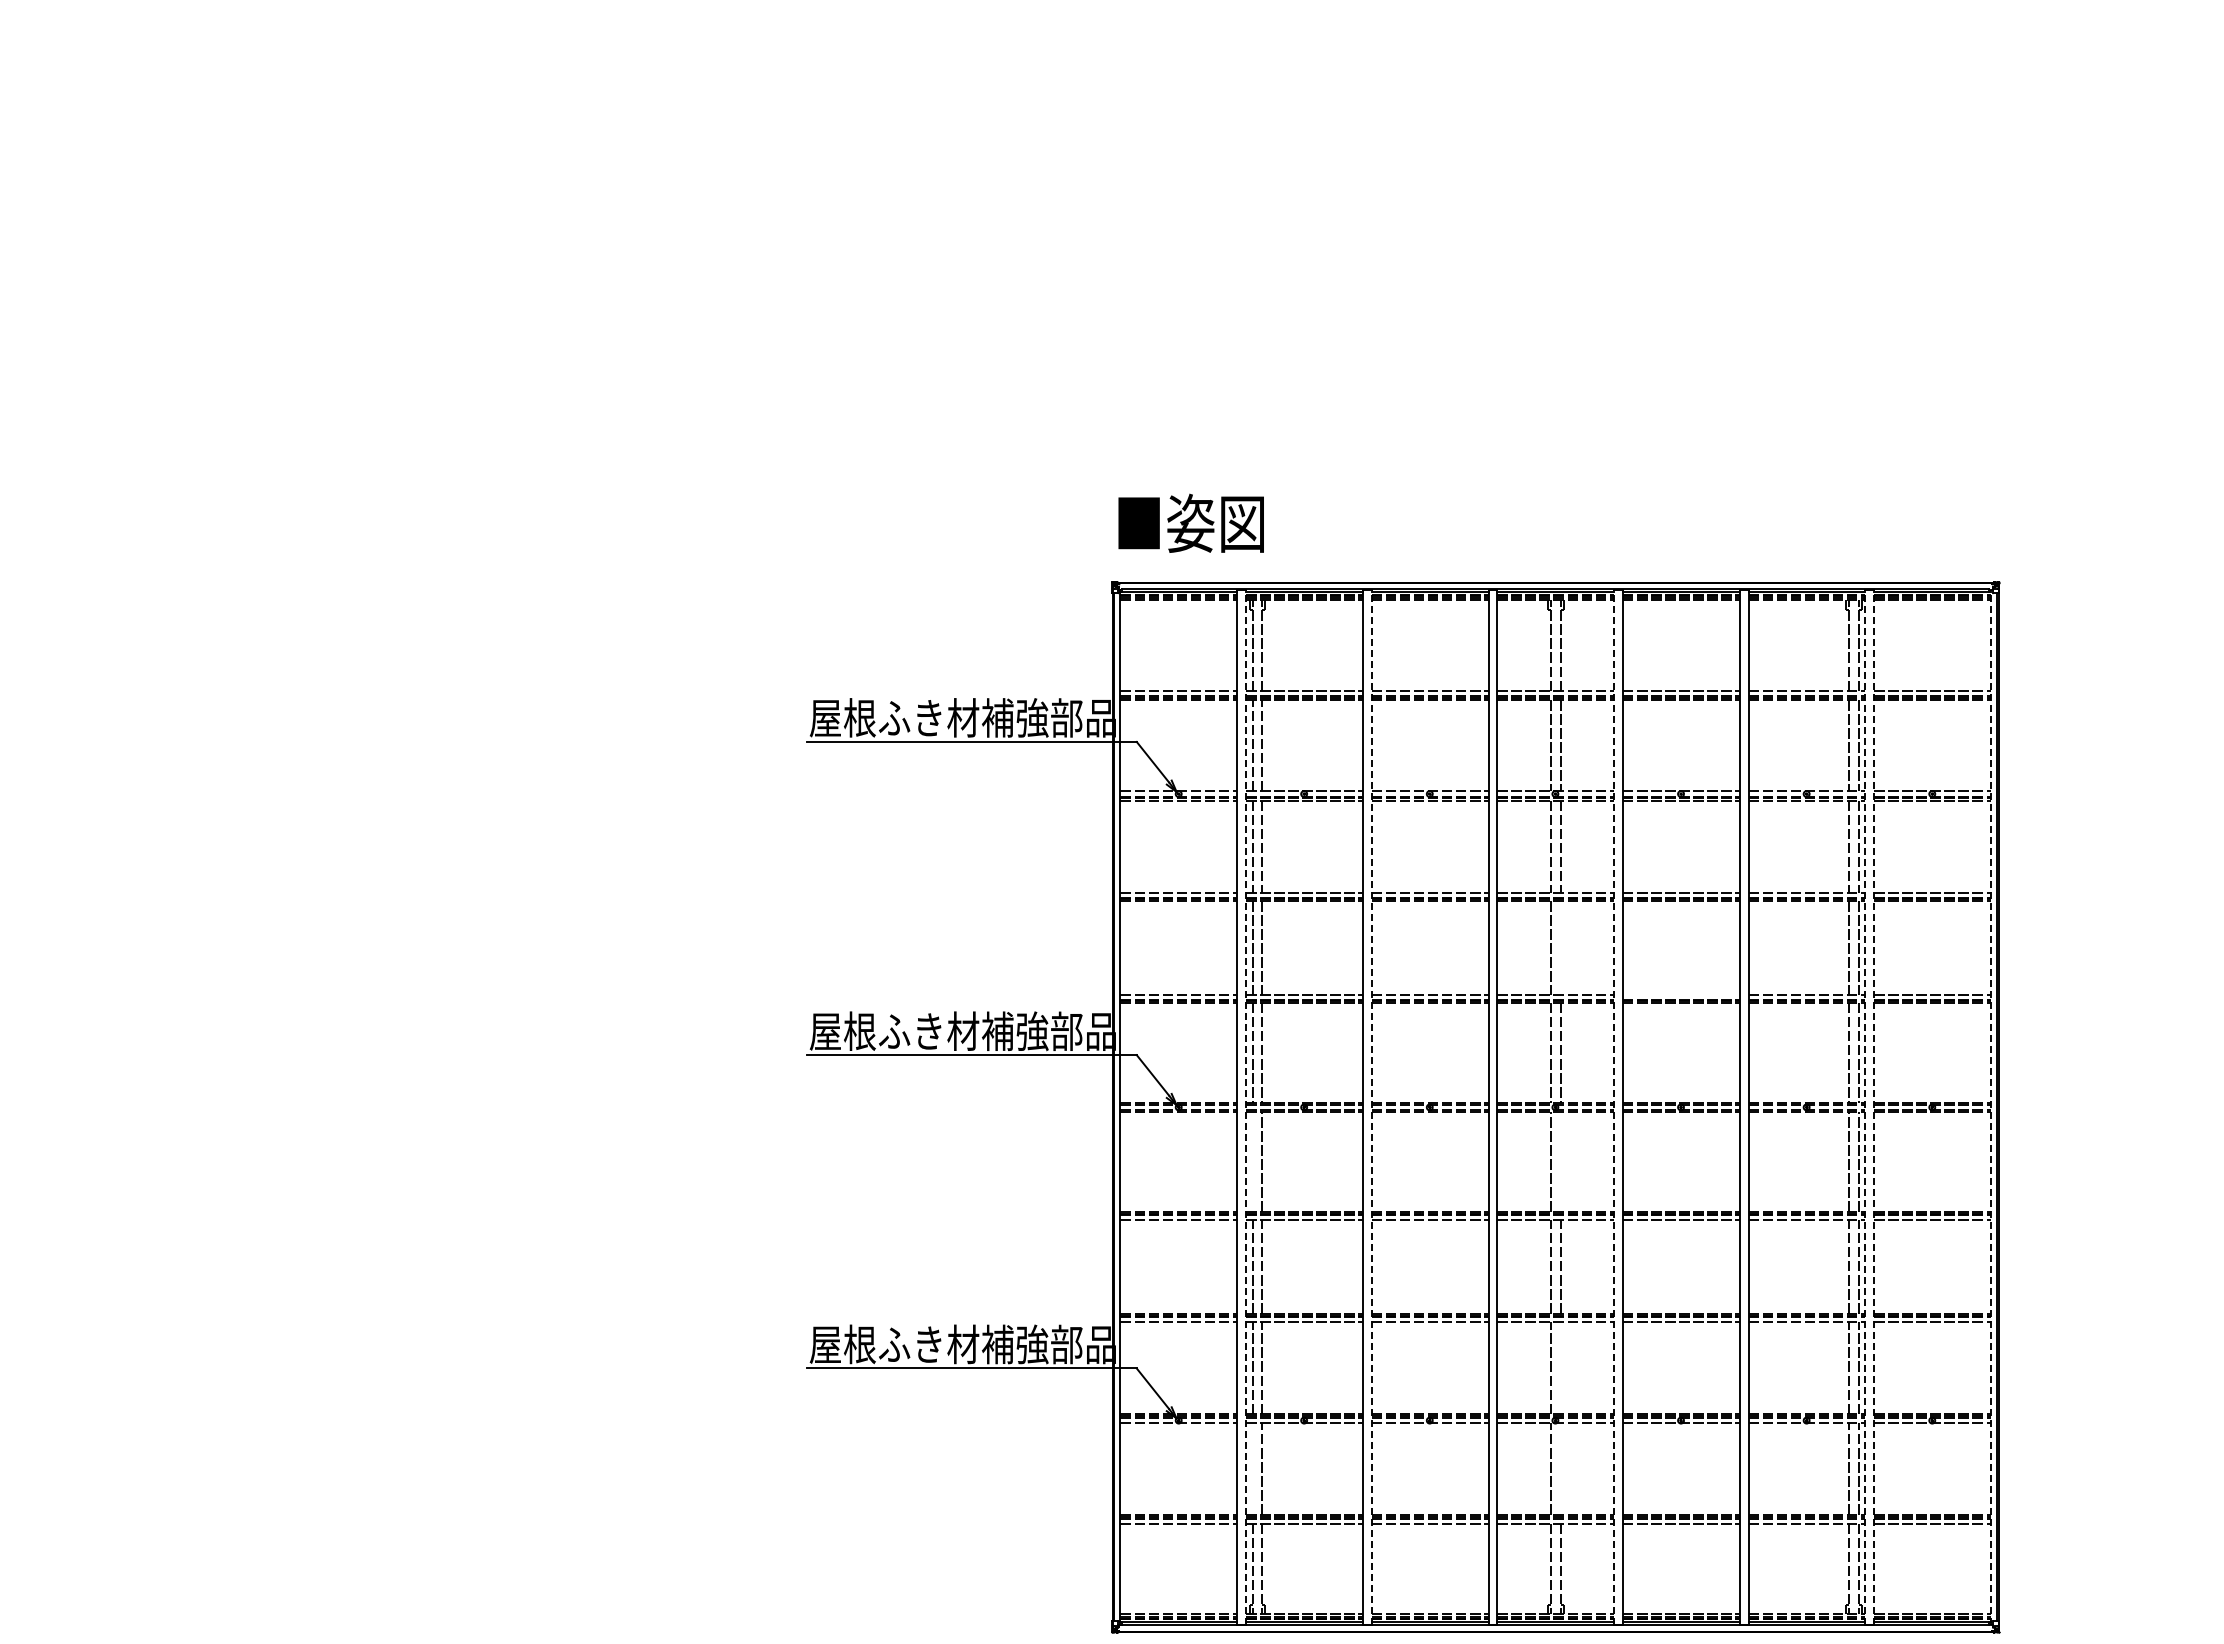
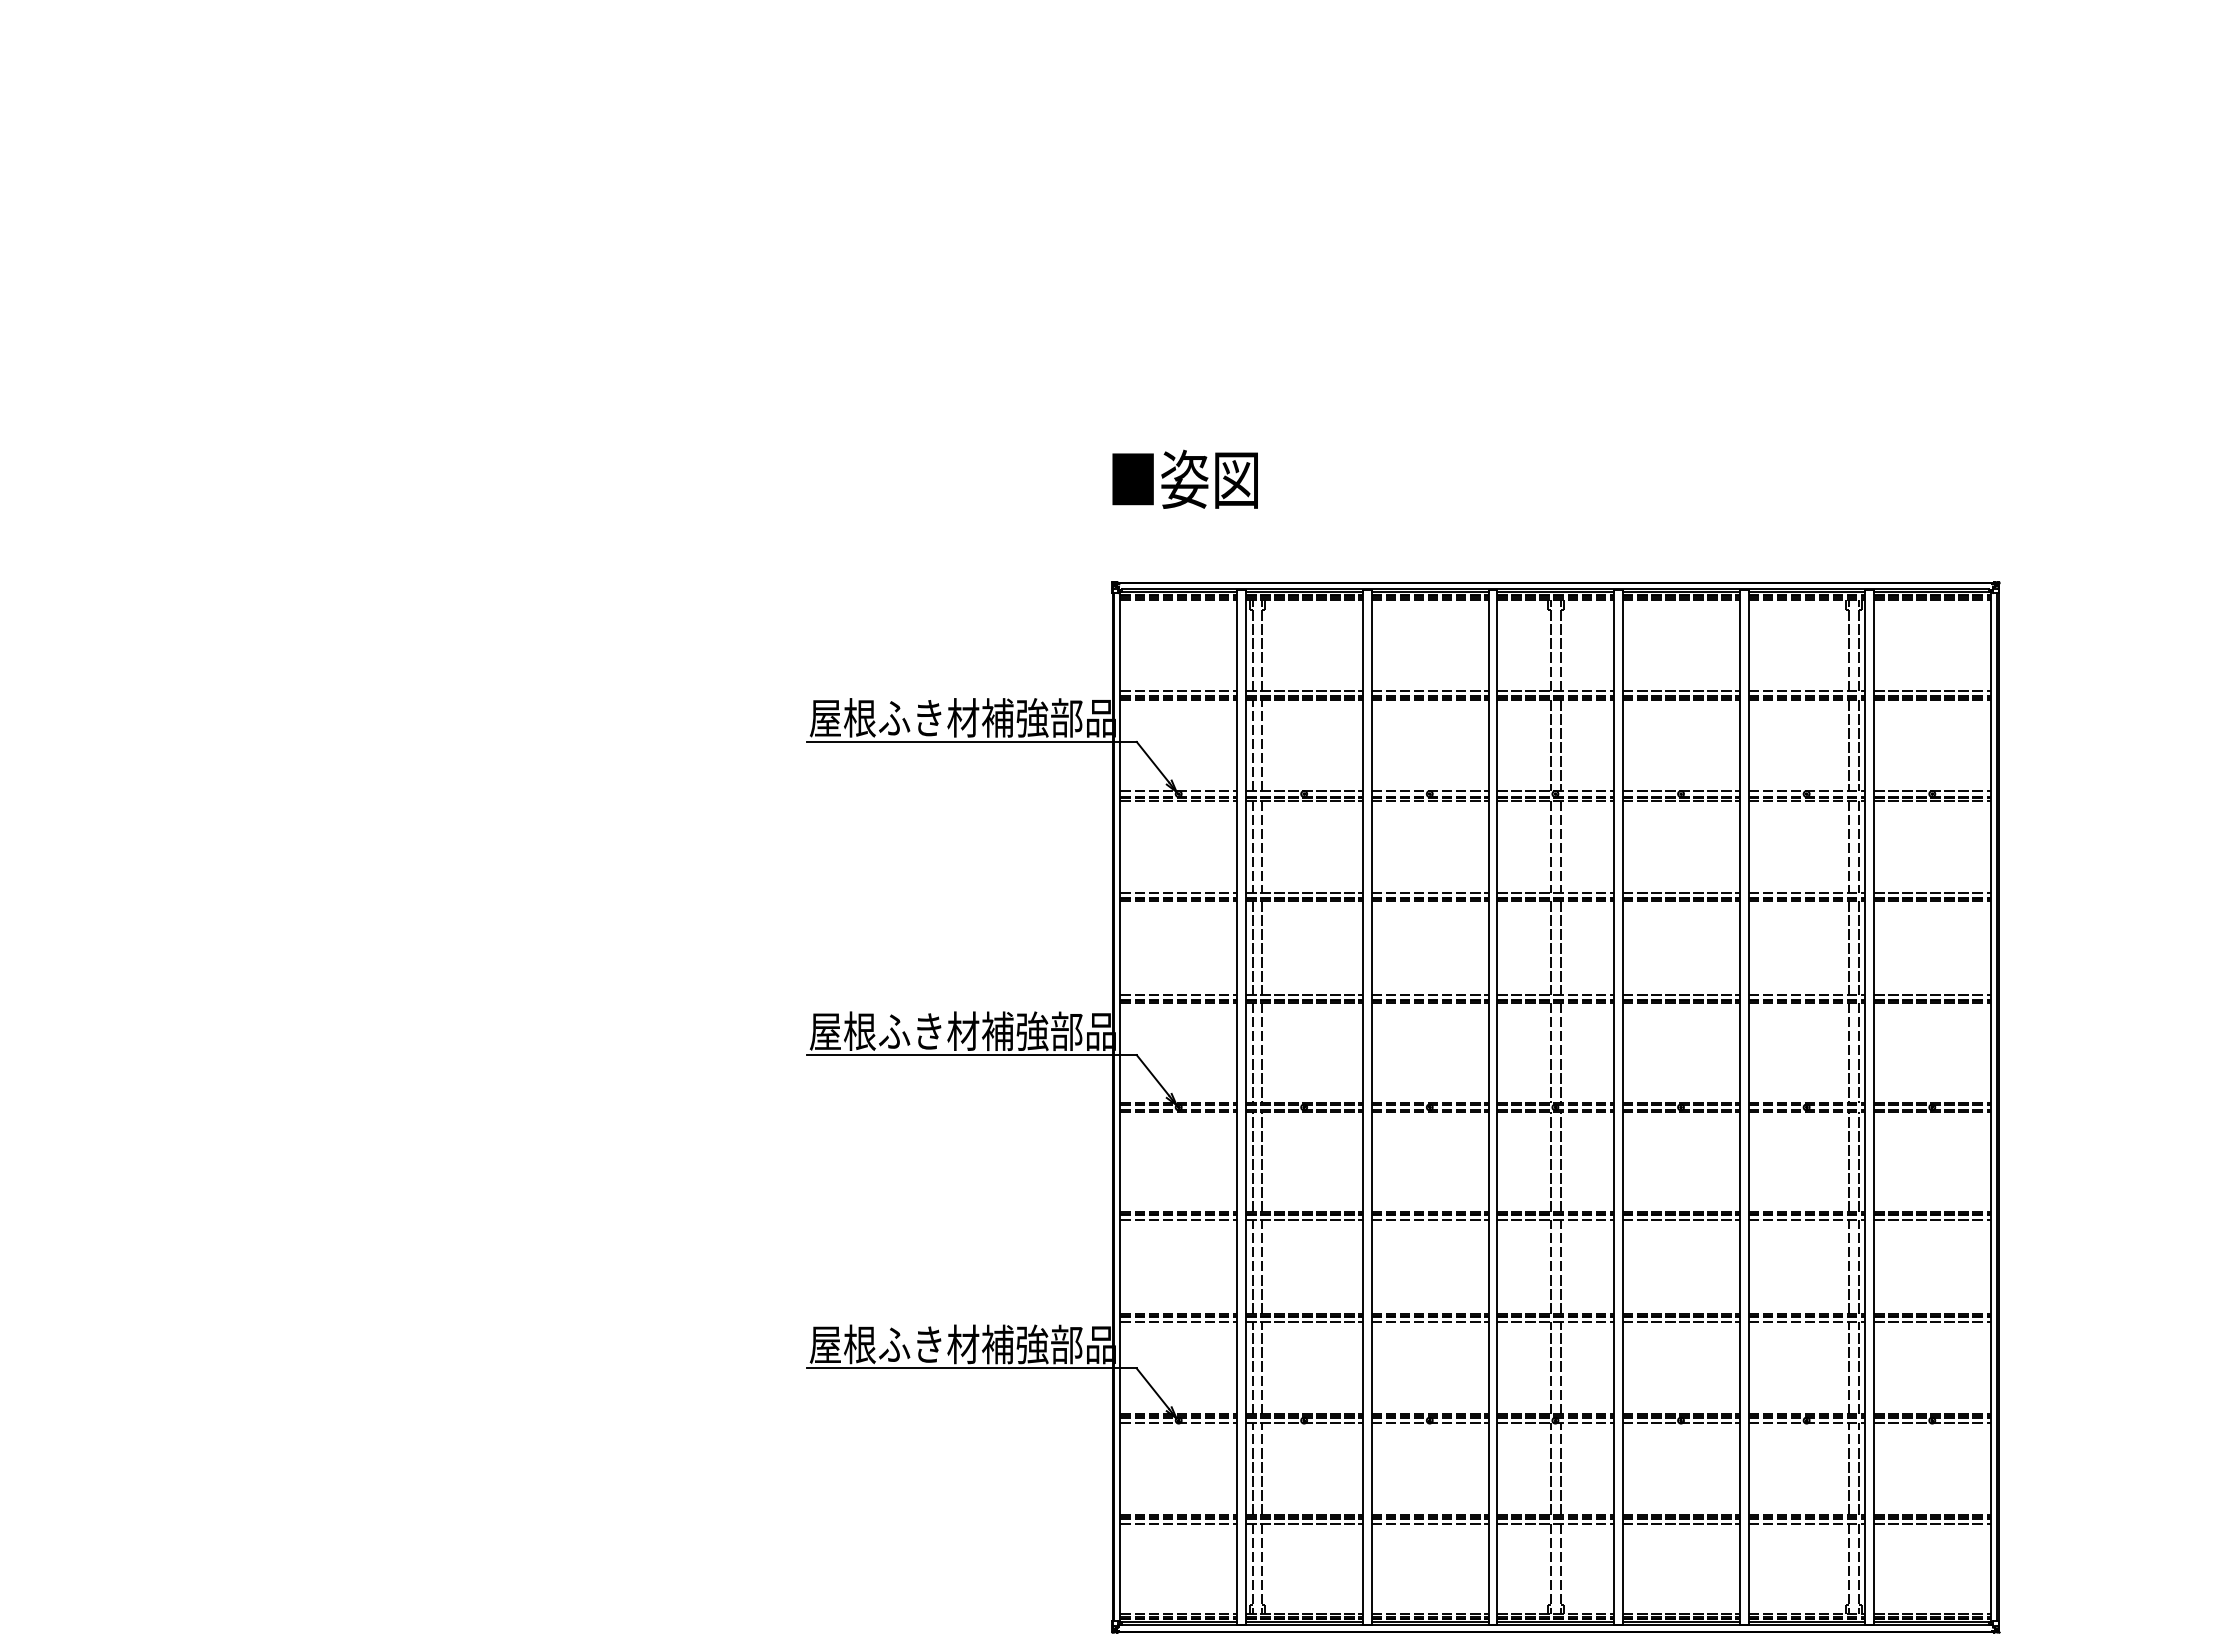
text position: (1190, 522) -> (1184, 478) (1184, 478)
line: none -> present (1560, 947)
line: none -> present (1680, 994)
line: dashed -> solid (1246, 1106)
line: dashed -> solid (1371, 1106)
line: dashed -> solid (1614, 1106)
line: dashed -> solid (1865, 1106)
line: dashed -> solid (1874, 1106)
line: dashed -> solid (1991, 1106)
line: none -> present (1252, 1161)
line: none -> present (1560, 1161)
line: none -> present (1560, 1368)
line: none -> present (1252, 1468)
line: none -> present (1560, 1468)
